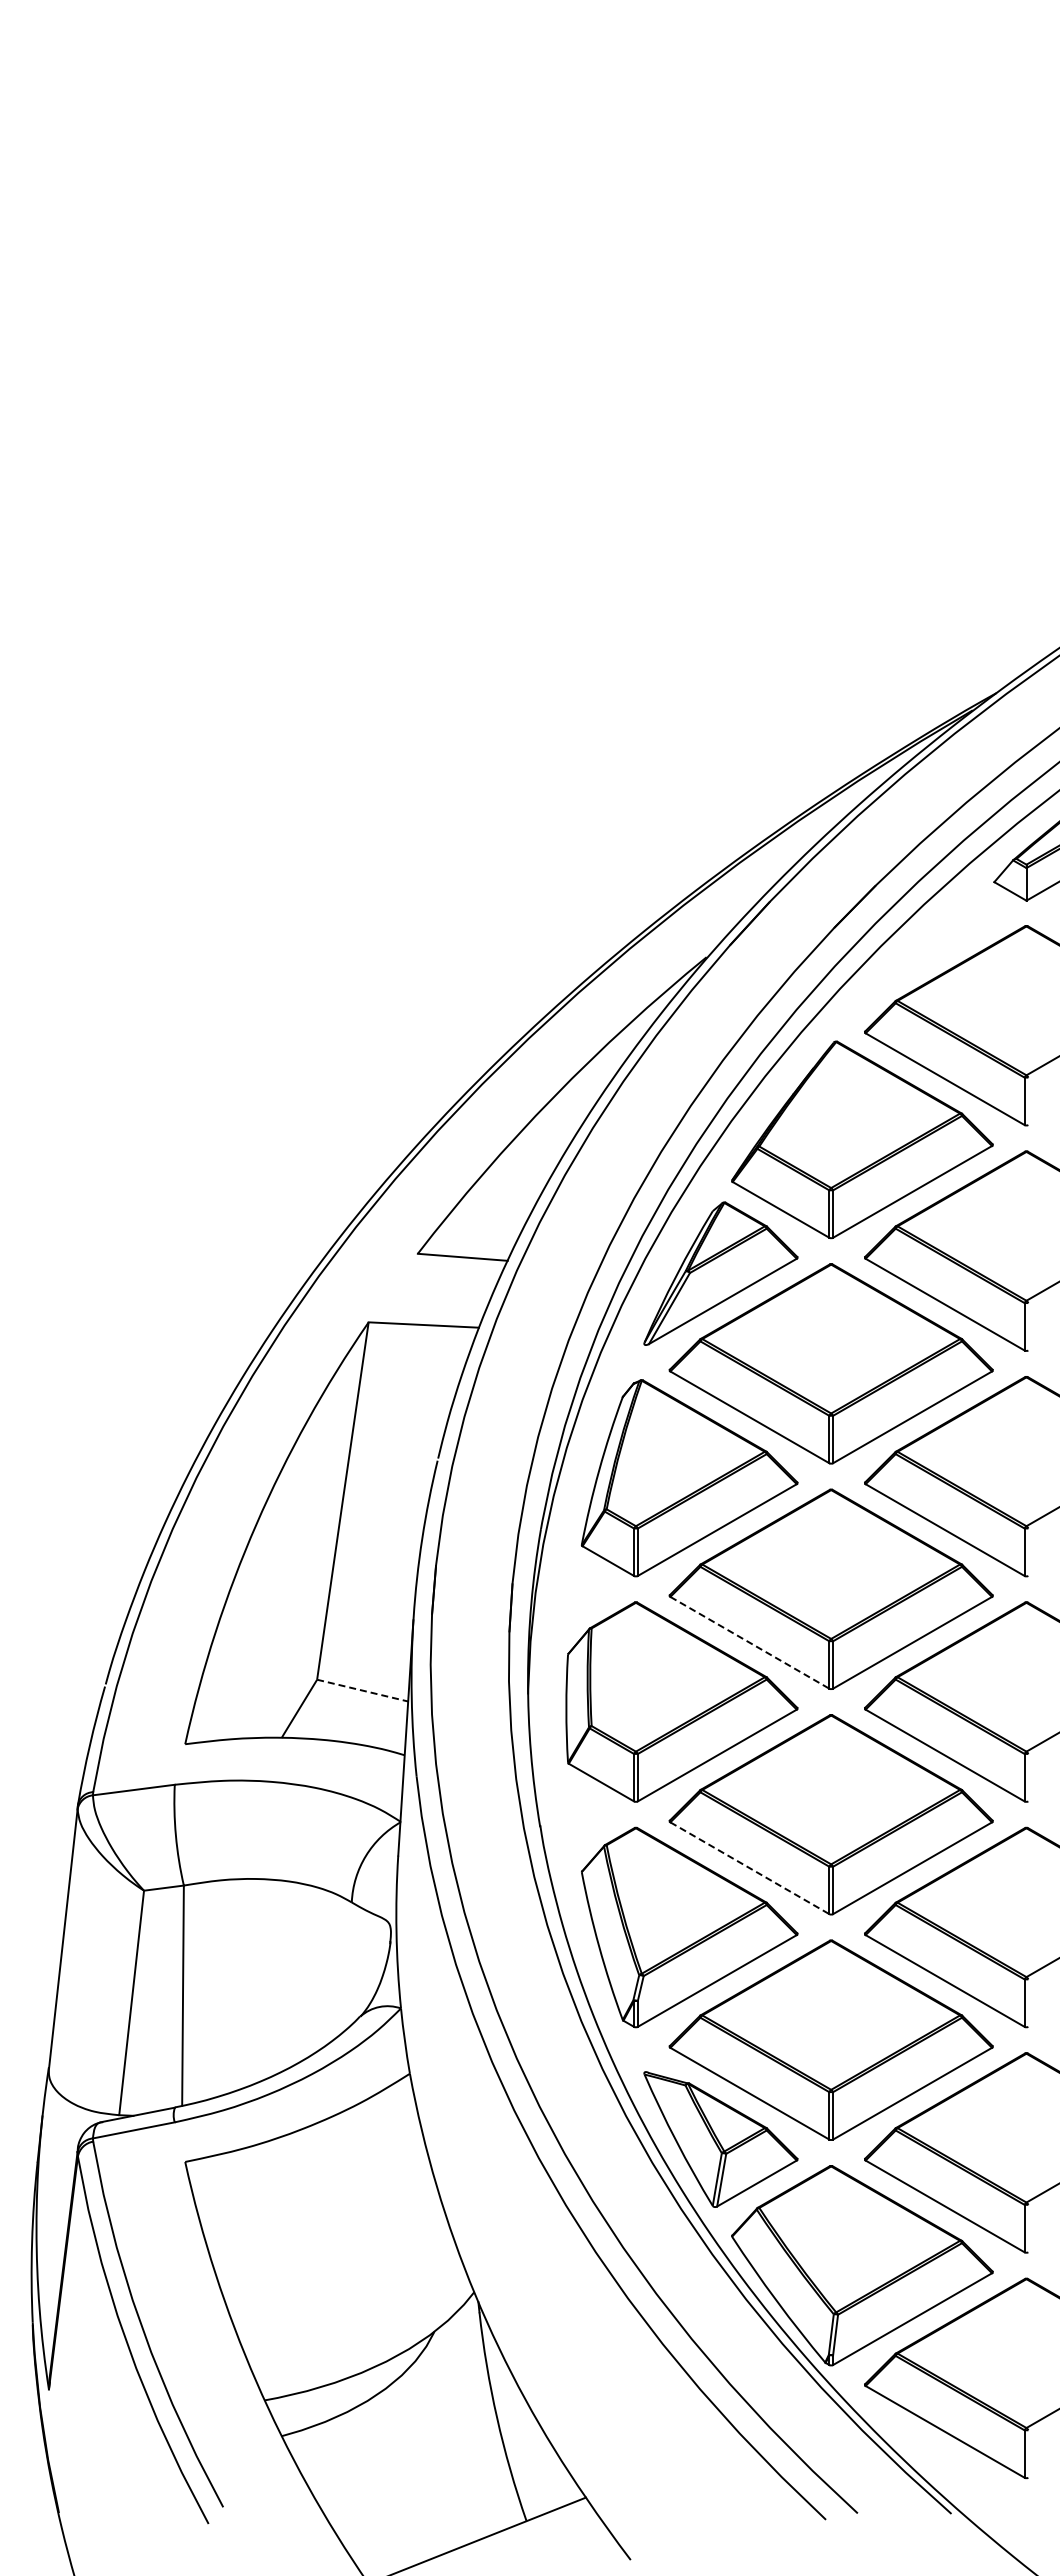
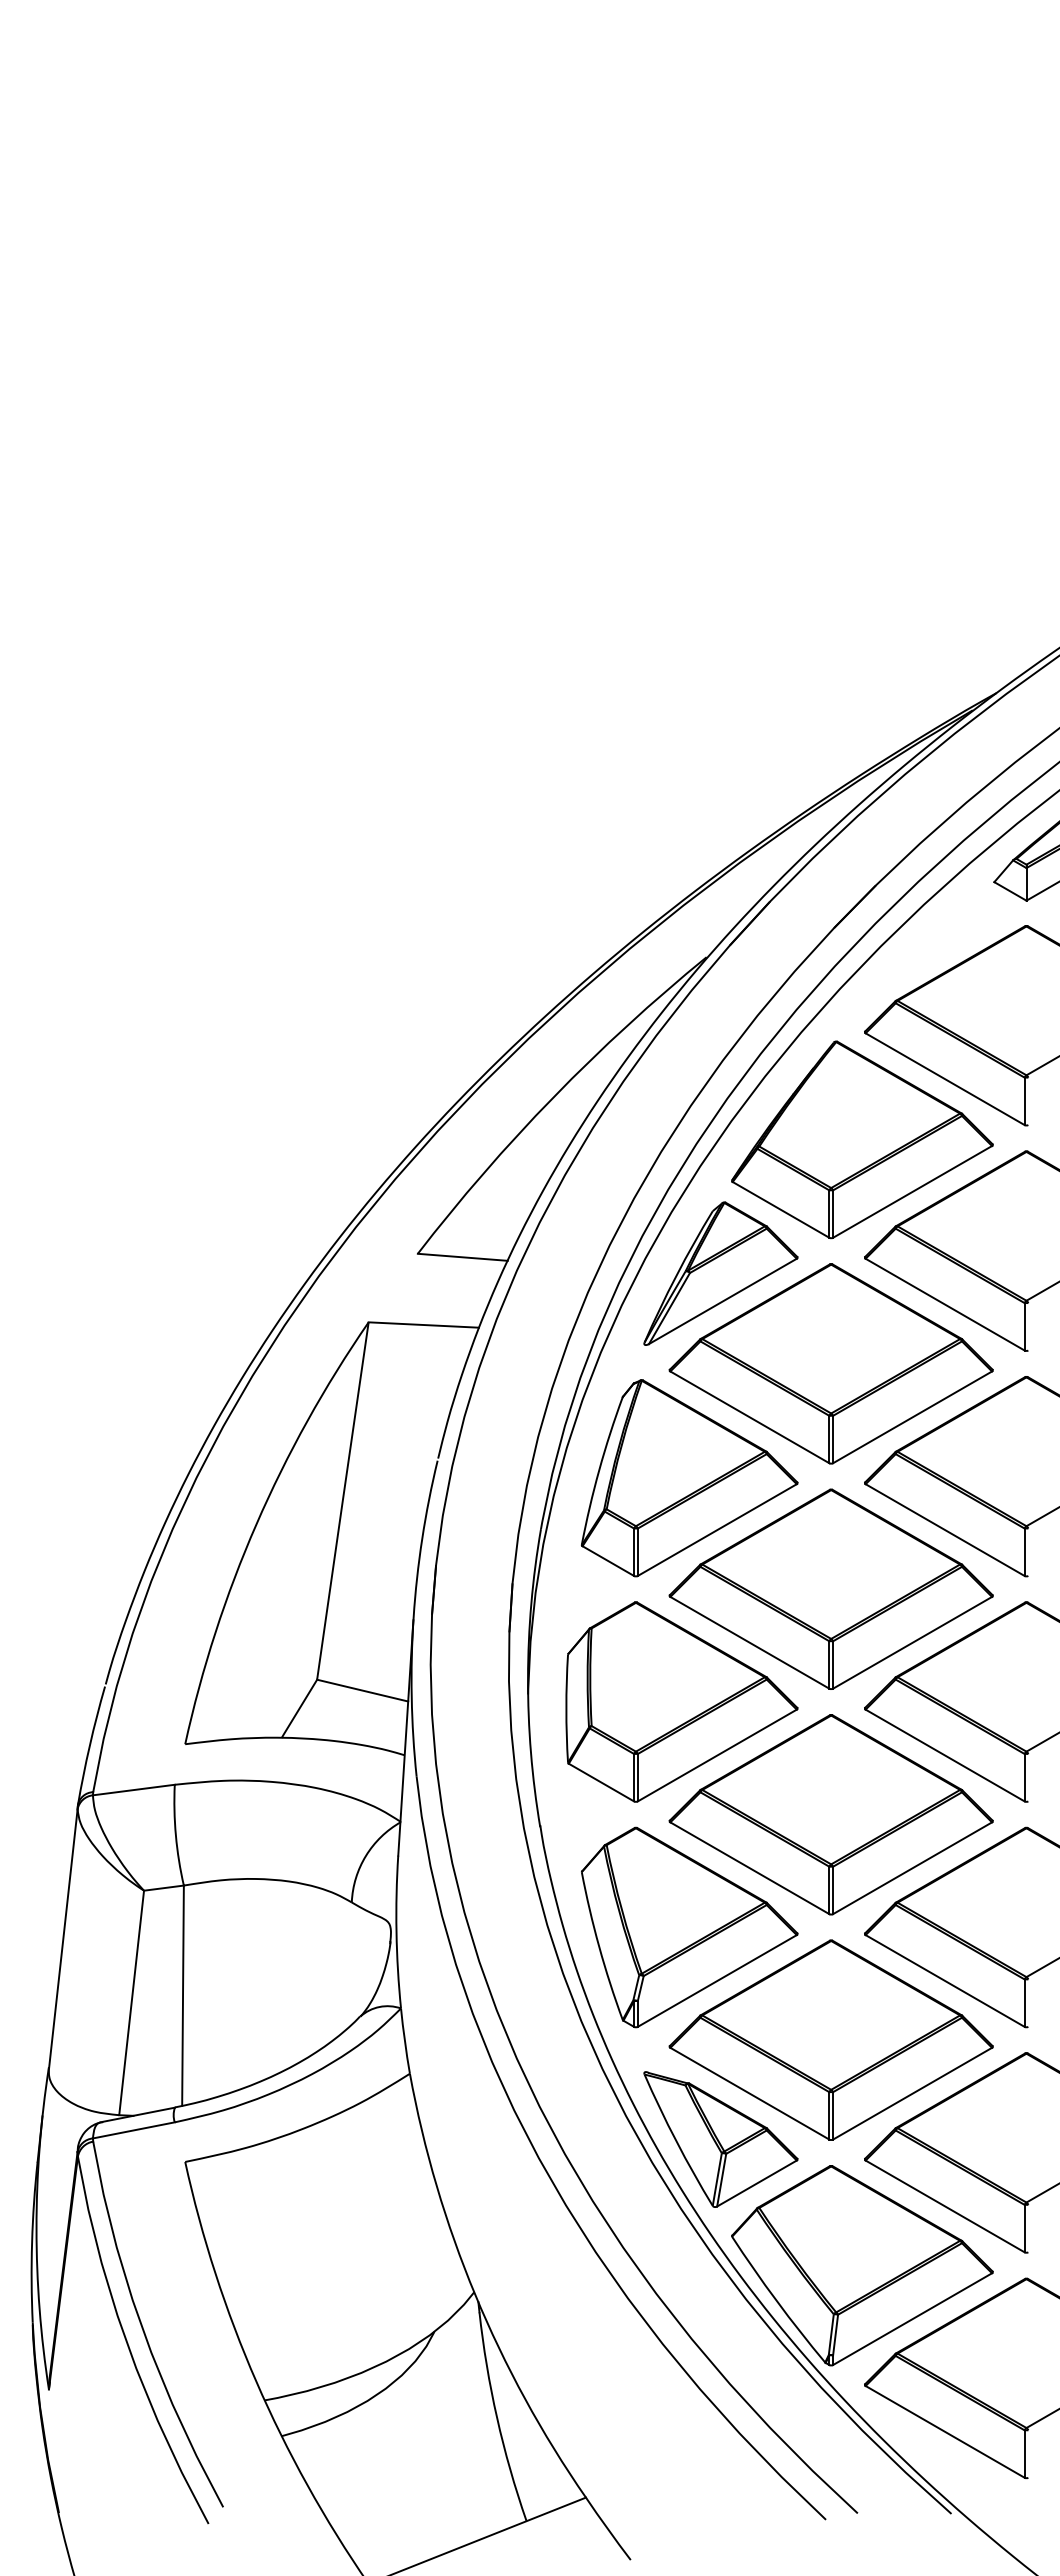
line: dashed -> solid (749, 1642)
line: dashed -> solid (362, 1690)
line: dashed -> solid (749, 1868)
